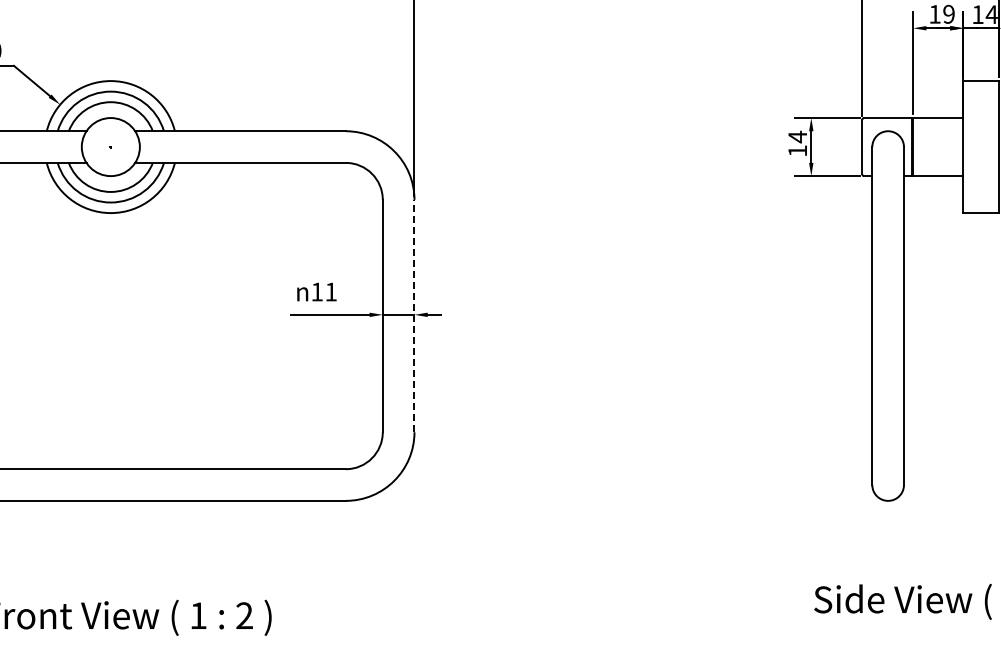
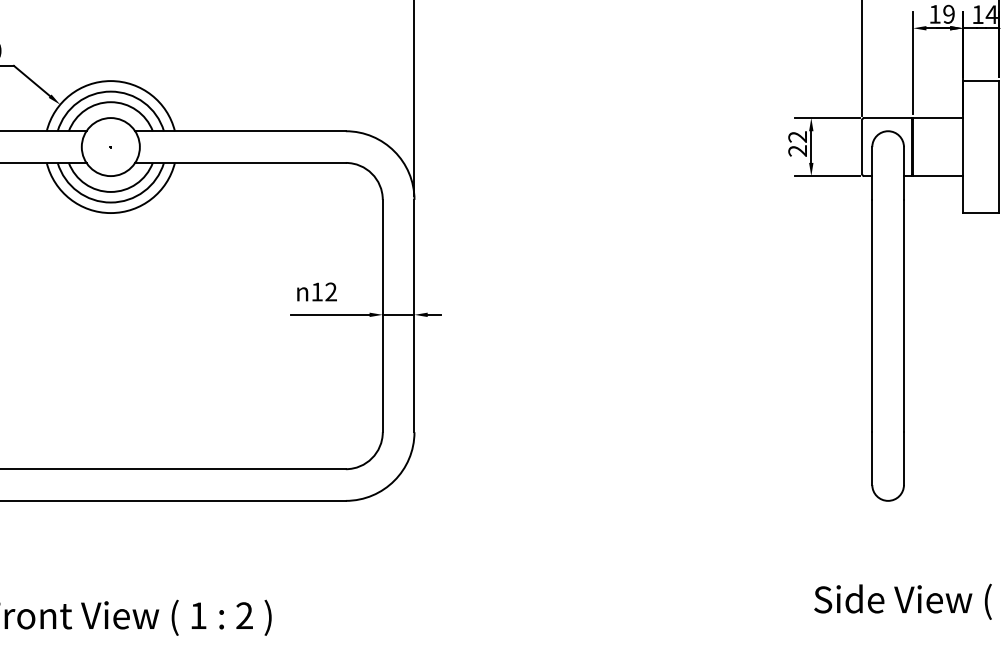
text: 14 -> 22 (797, 143)
text: 11 -> 12 (330, 291)
line: dashed -> solid (414, 315)
